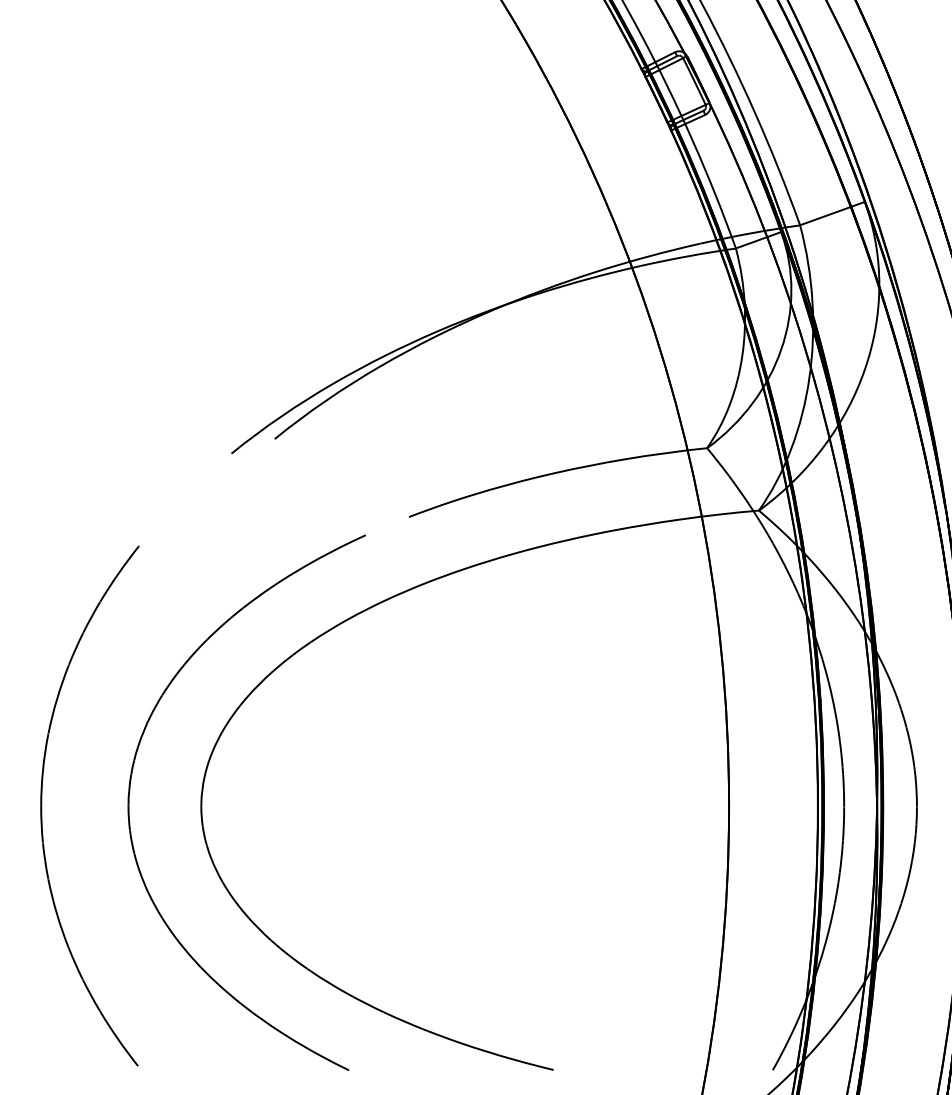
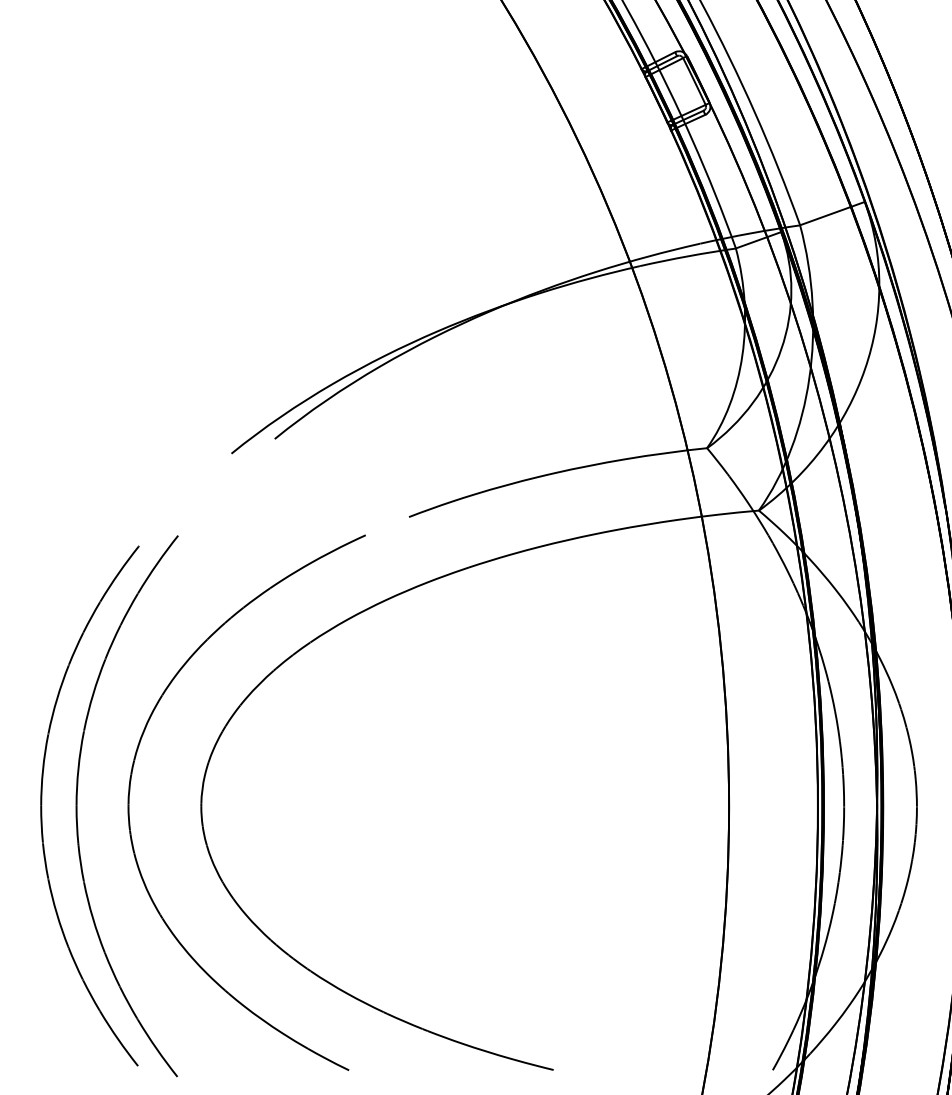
part: none -> present (77, 806)
